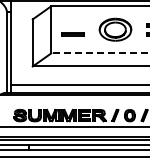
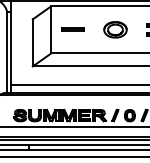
part size: 35x25 px -> 25x18 px (115, 29)
line position: (72, 34) -> (72, 29) (72, 29)
line: dashed -> solid (100, 53)
